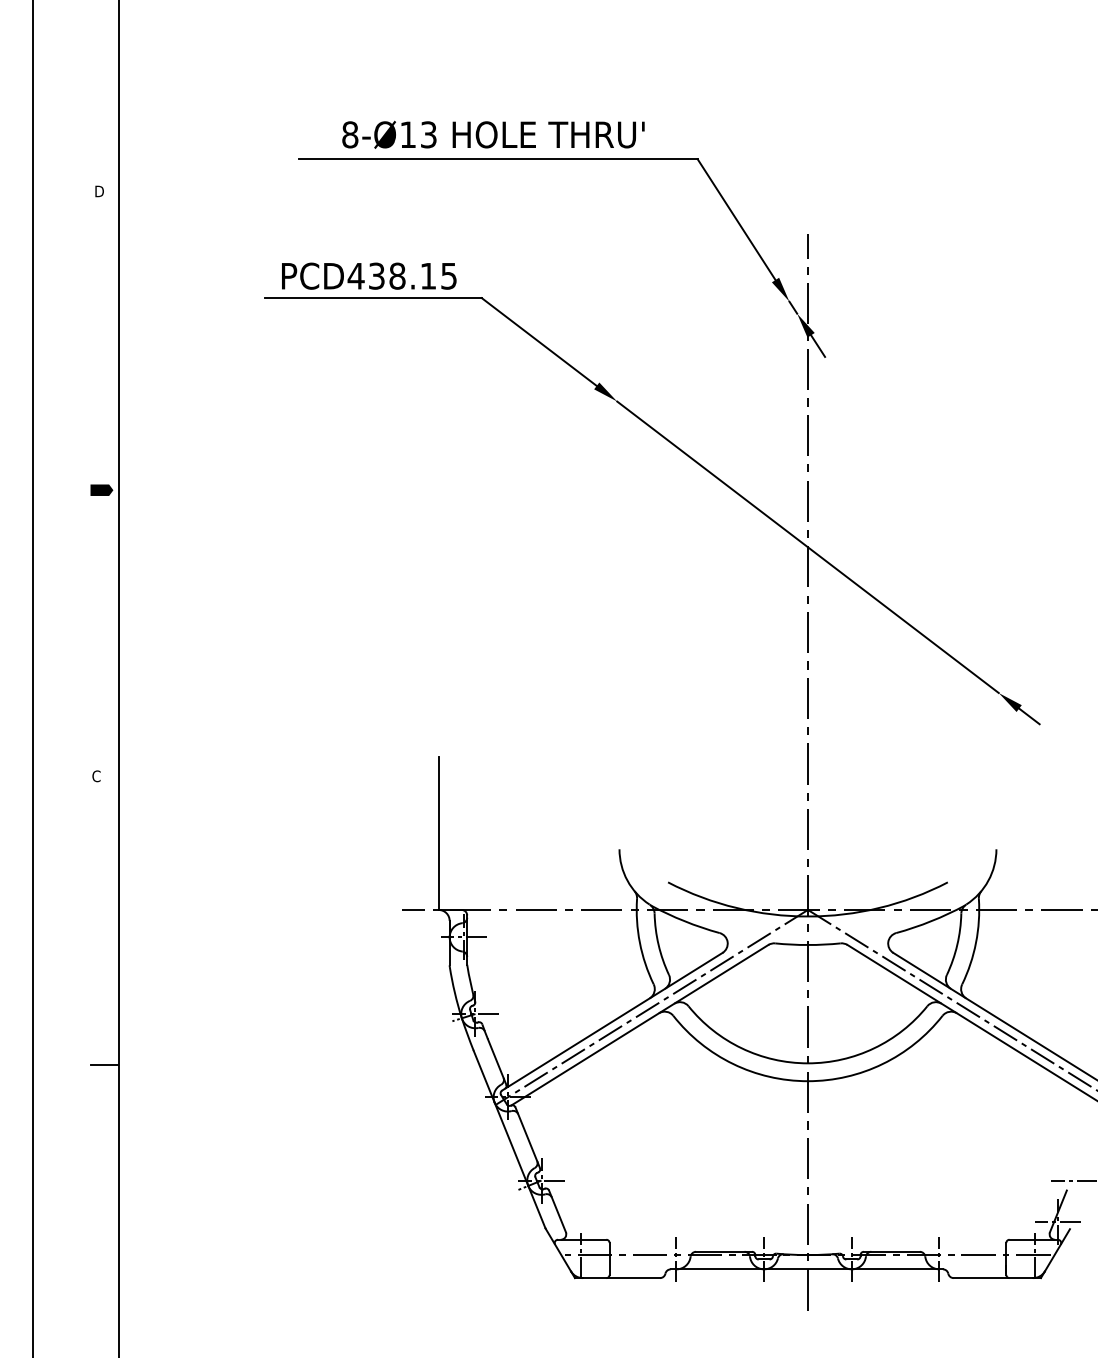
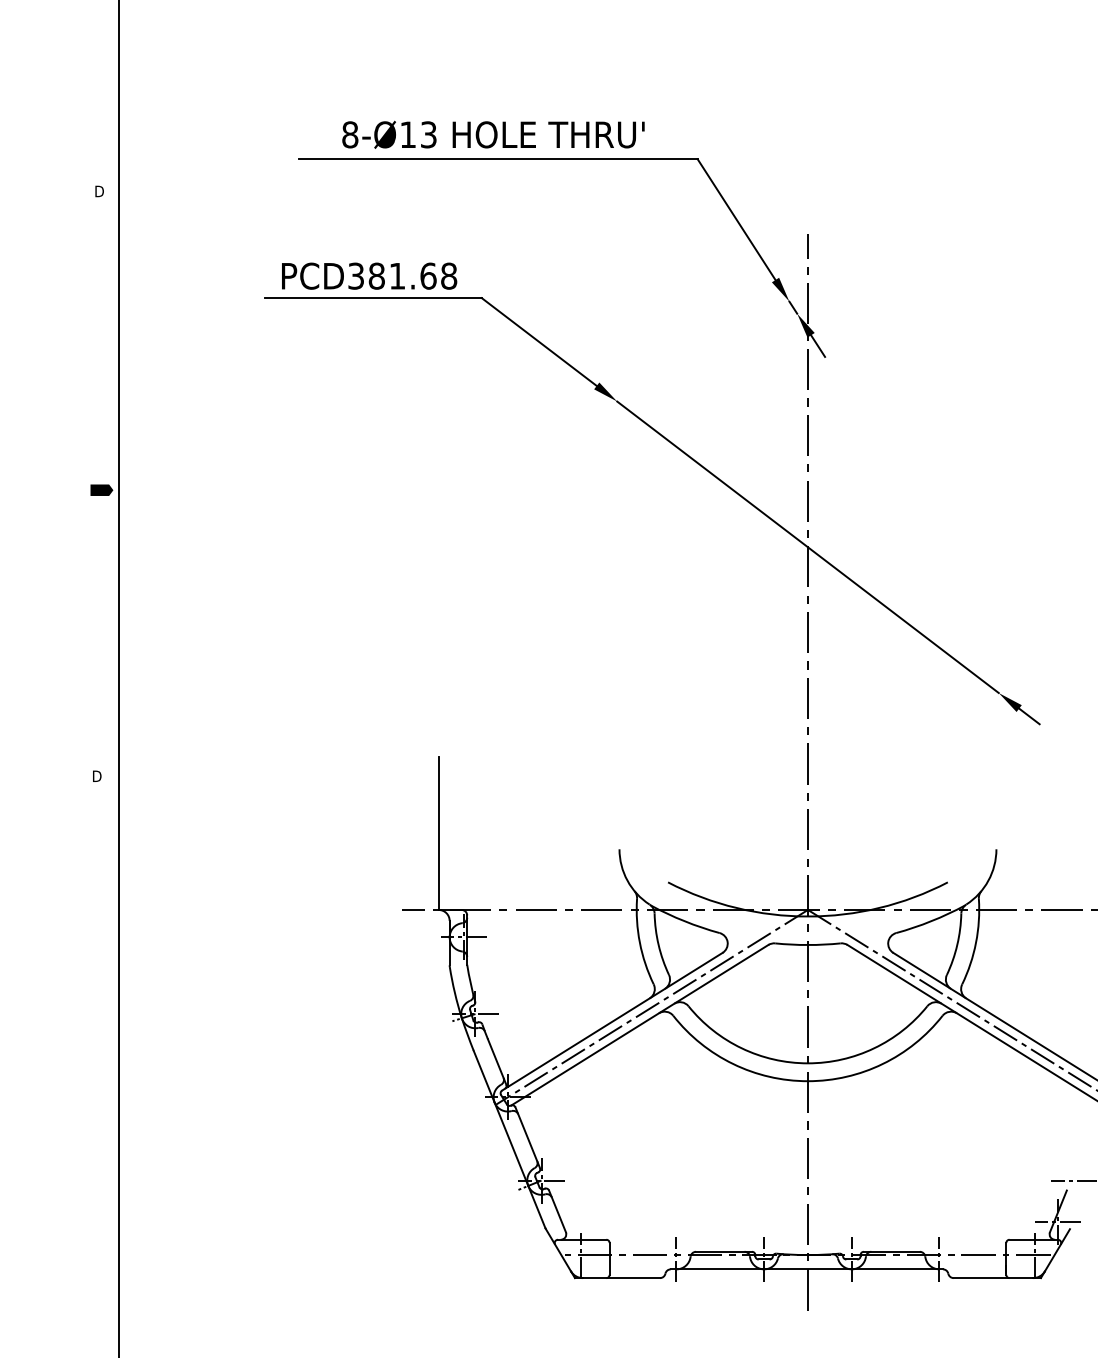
text: PCD438.15 -> PCD381.68 (402, 275)
line: present -> none (33, 678)
text: C -> D (96, 776)
line: present -> none (104, 1064)
